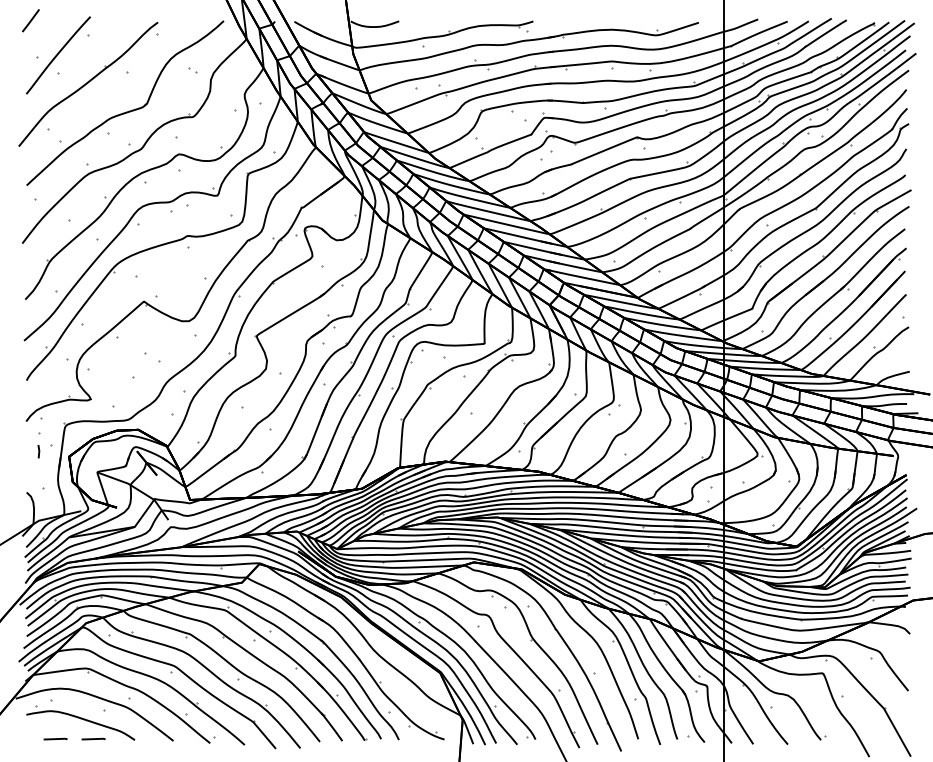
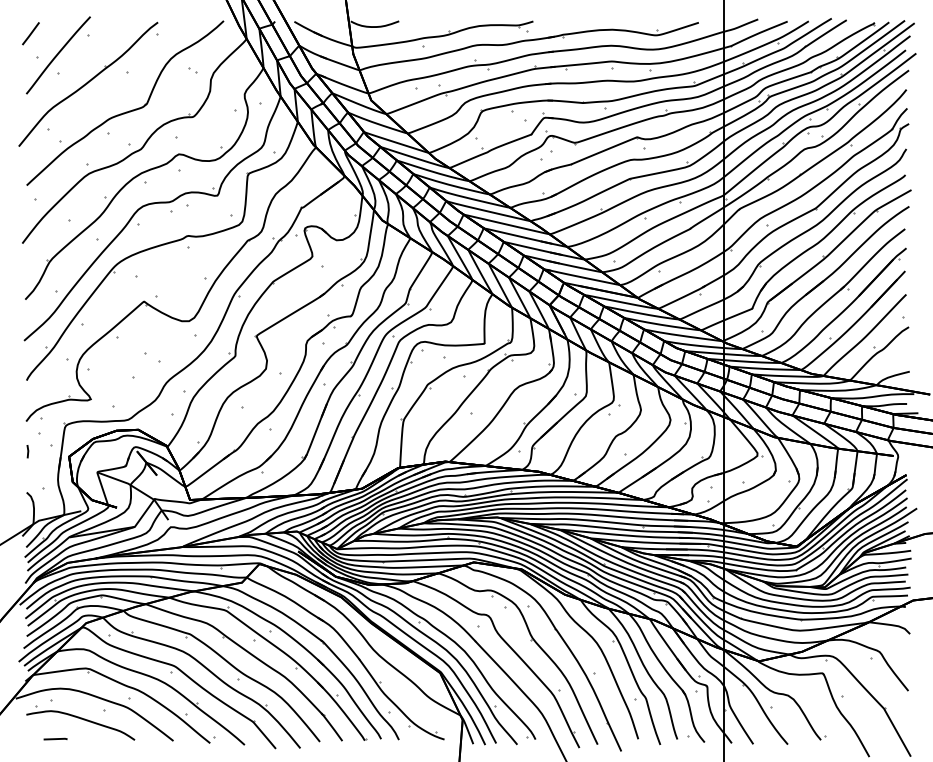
line position: (30, 20) -> (30, 33) (30, 33)
line position: (38, 451) -> (27, 451) (27, 451)
line: present -> none (93, 738)
